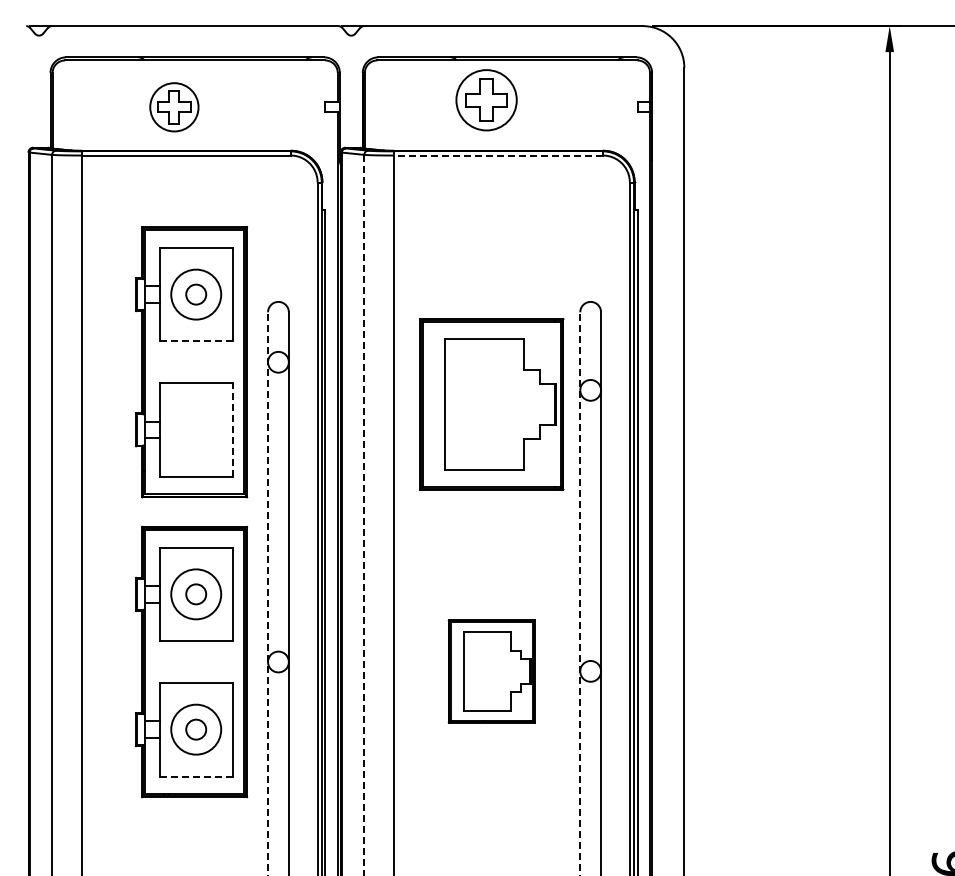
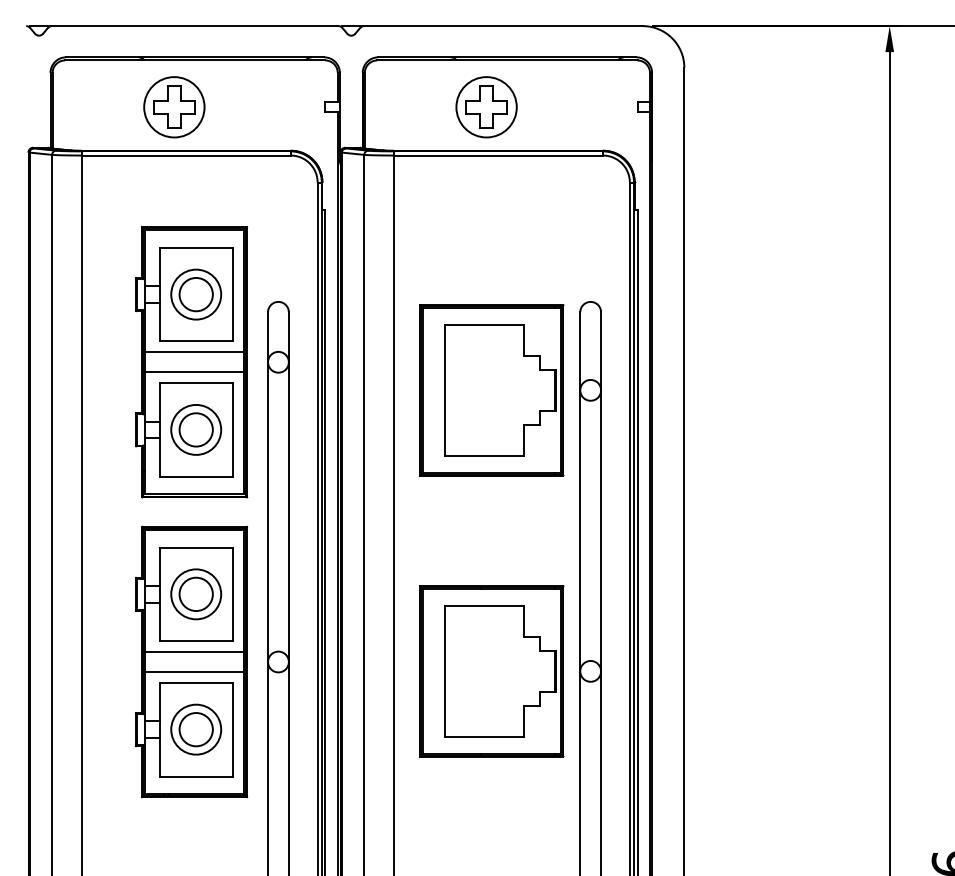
part position: (486, 100) -> (486, 107) (486, 107)
part size: 51x51 px -> 63x63 px (174, 107)
line: dashed -> solid (497, 155)
circle diameter: 20 px -> 33 px (195, 294)
line: dashed -> solid (196, 341)
line: none -> present (194, 352)
line: none -> present (194, 372)
part position: (491, 404) -> (491, 390) (491, 390)
part: none -> present (196, 429)
line: dashed -> solid (232, 429)
line: dashed -> solid (364, 515)
circle diameter: 20 px -> 33 px (195, 594)
line: dashed -> solid (268, 594)
line: dashed -> solid (580, 594)
line: none -> present (194, 652)
line: none -> present (194, 671)
part size: 89x105 px -> 146x173 px (491, 671)
circle diameter: 20 px -> 33 px (195, 729)
line: dashed -> solid (196, 776)
